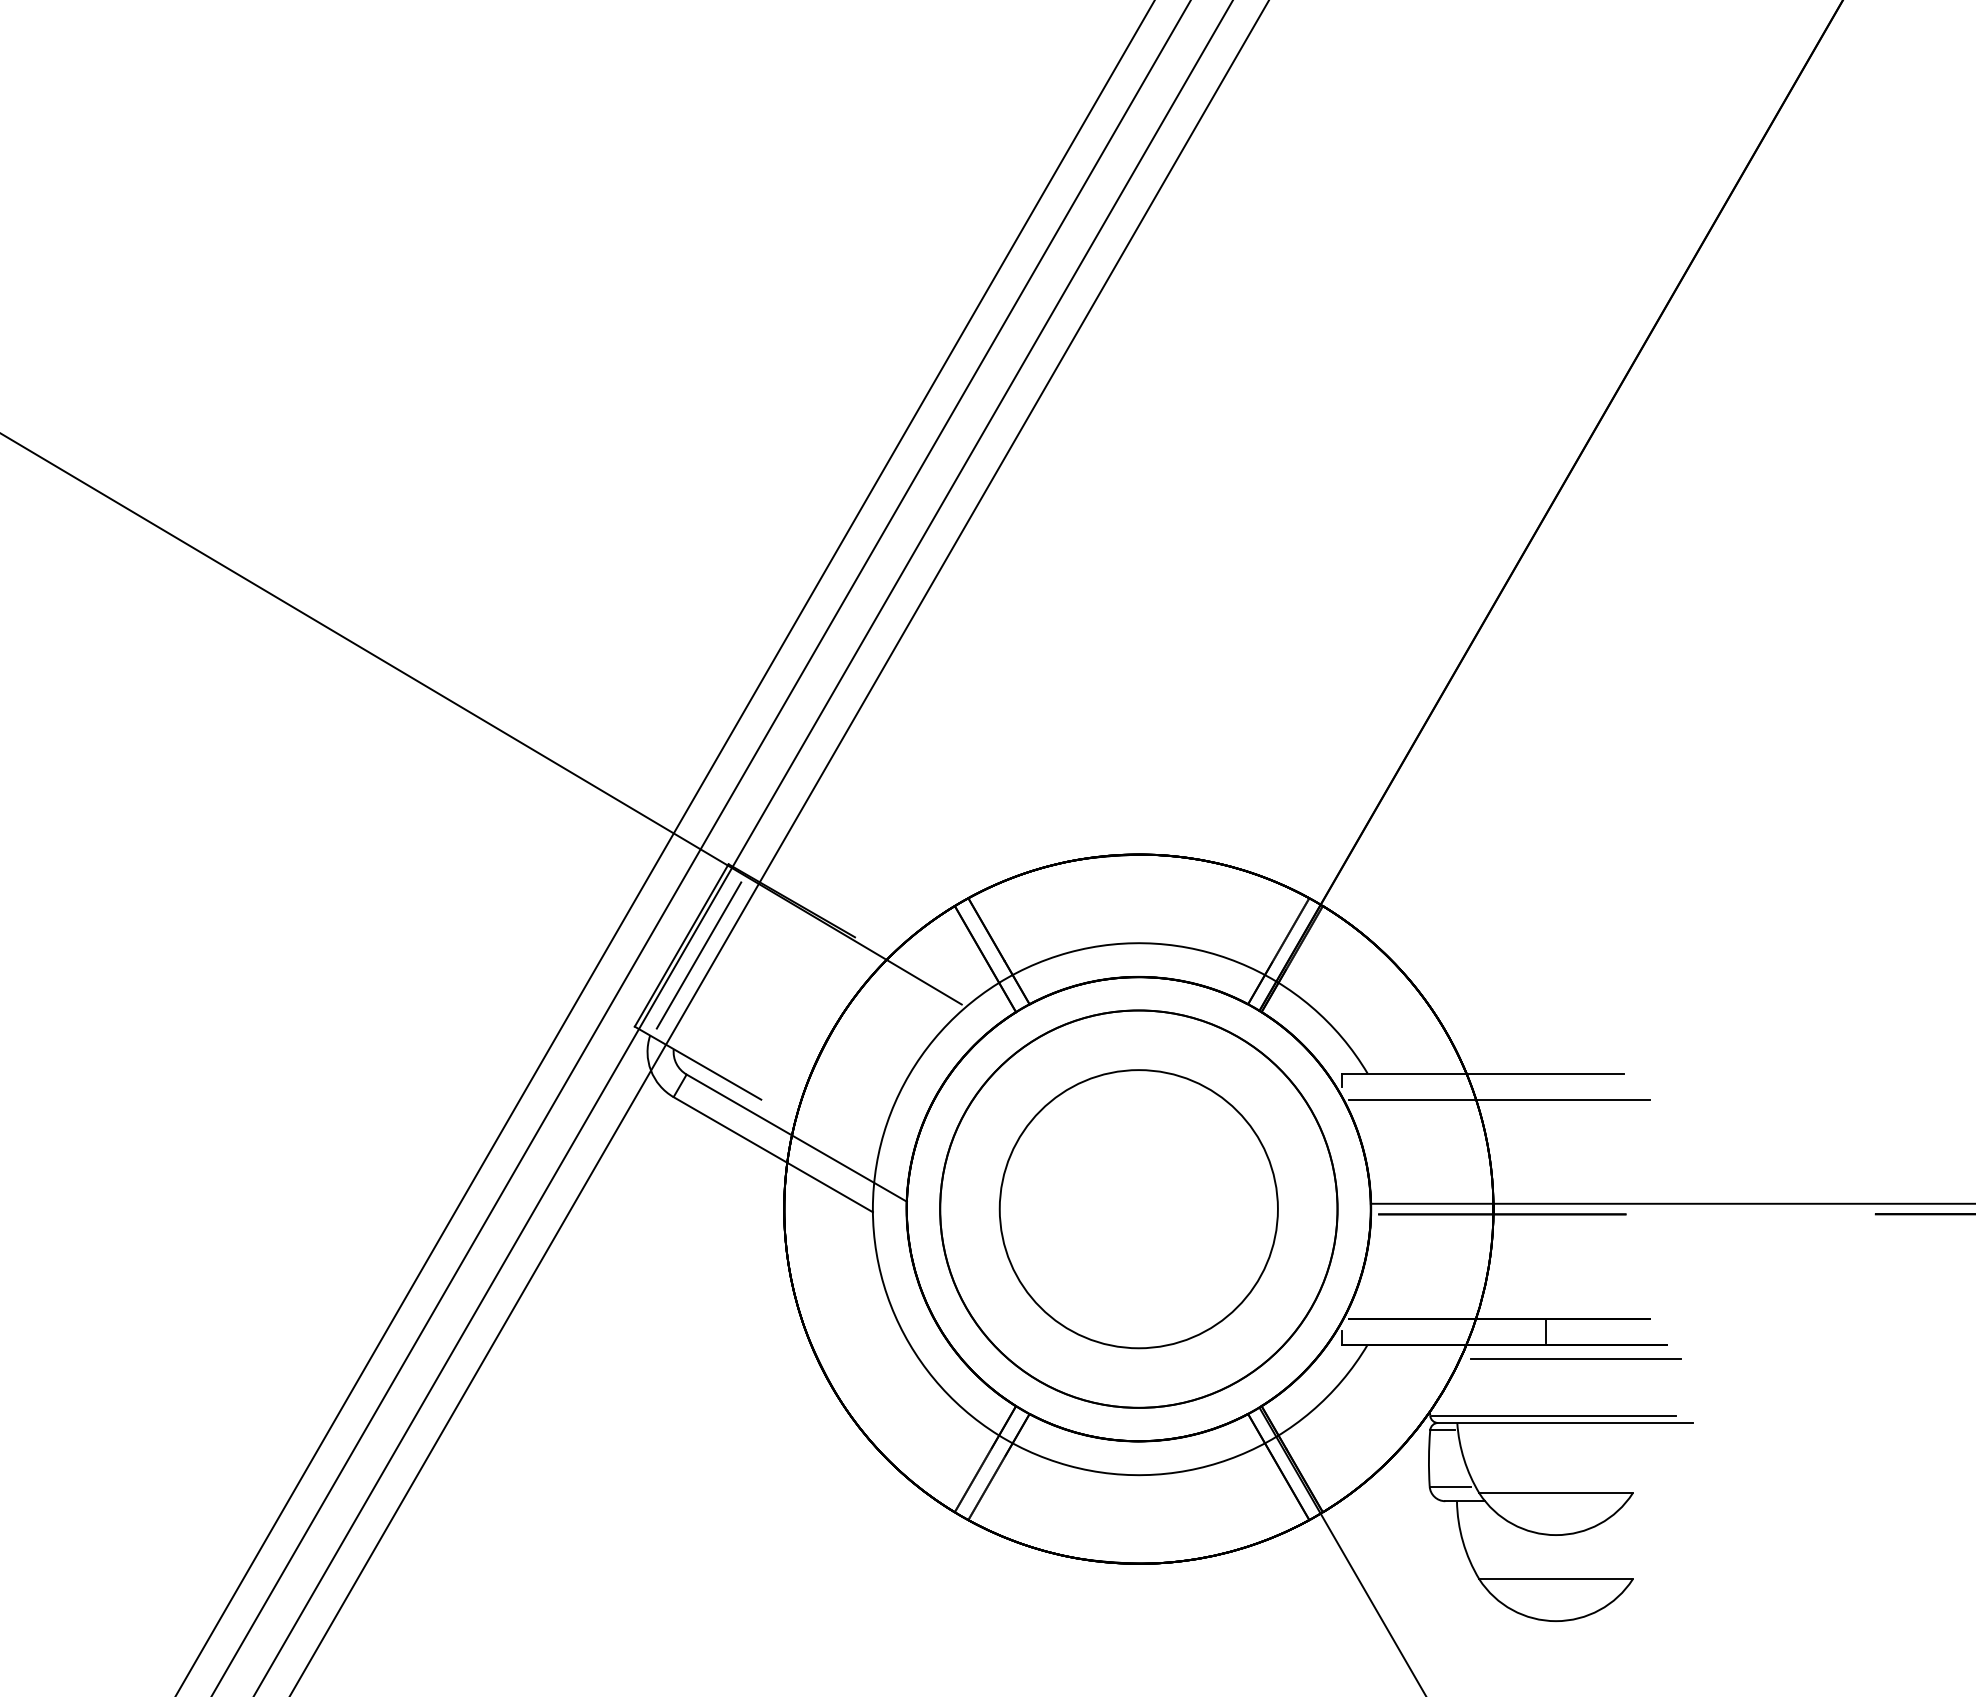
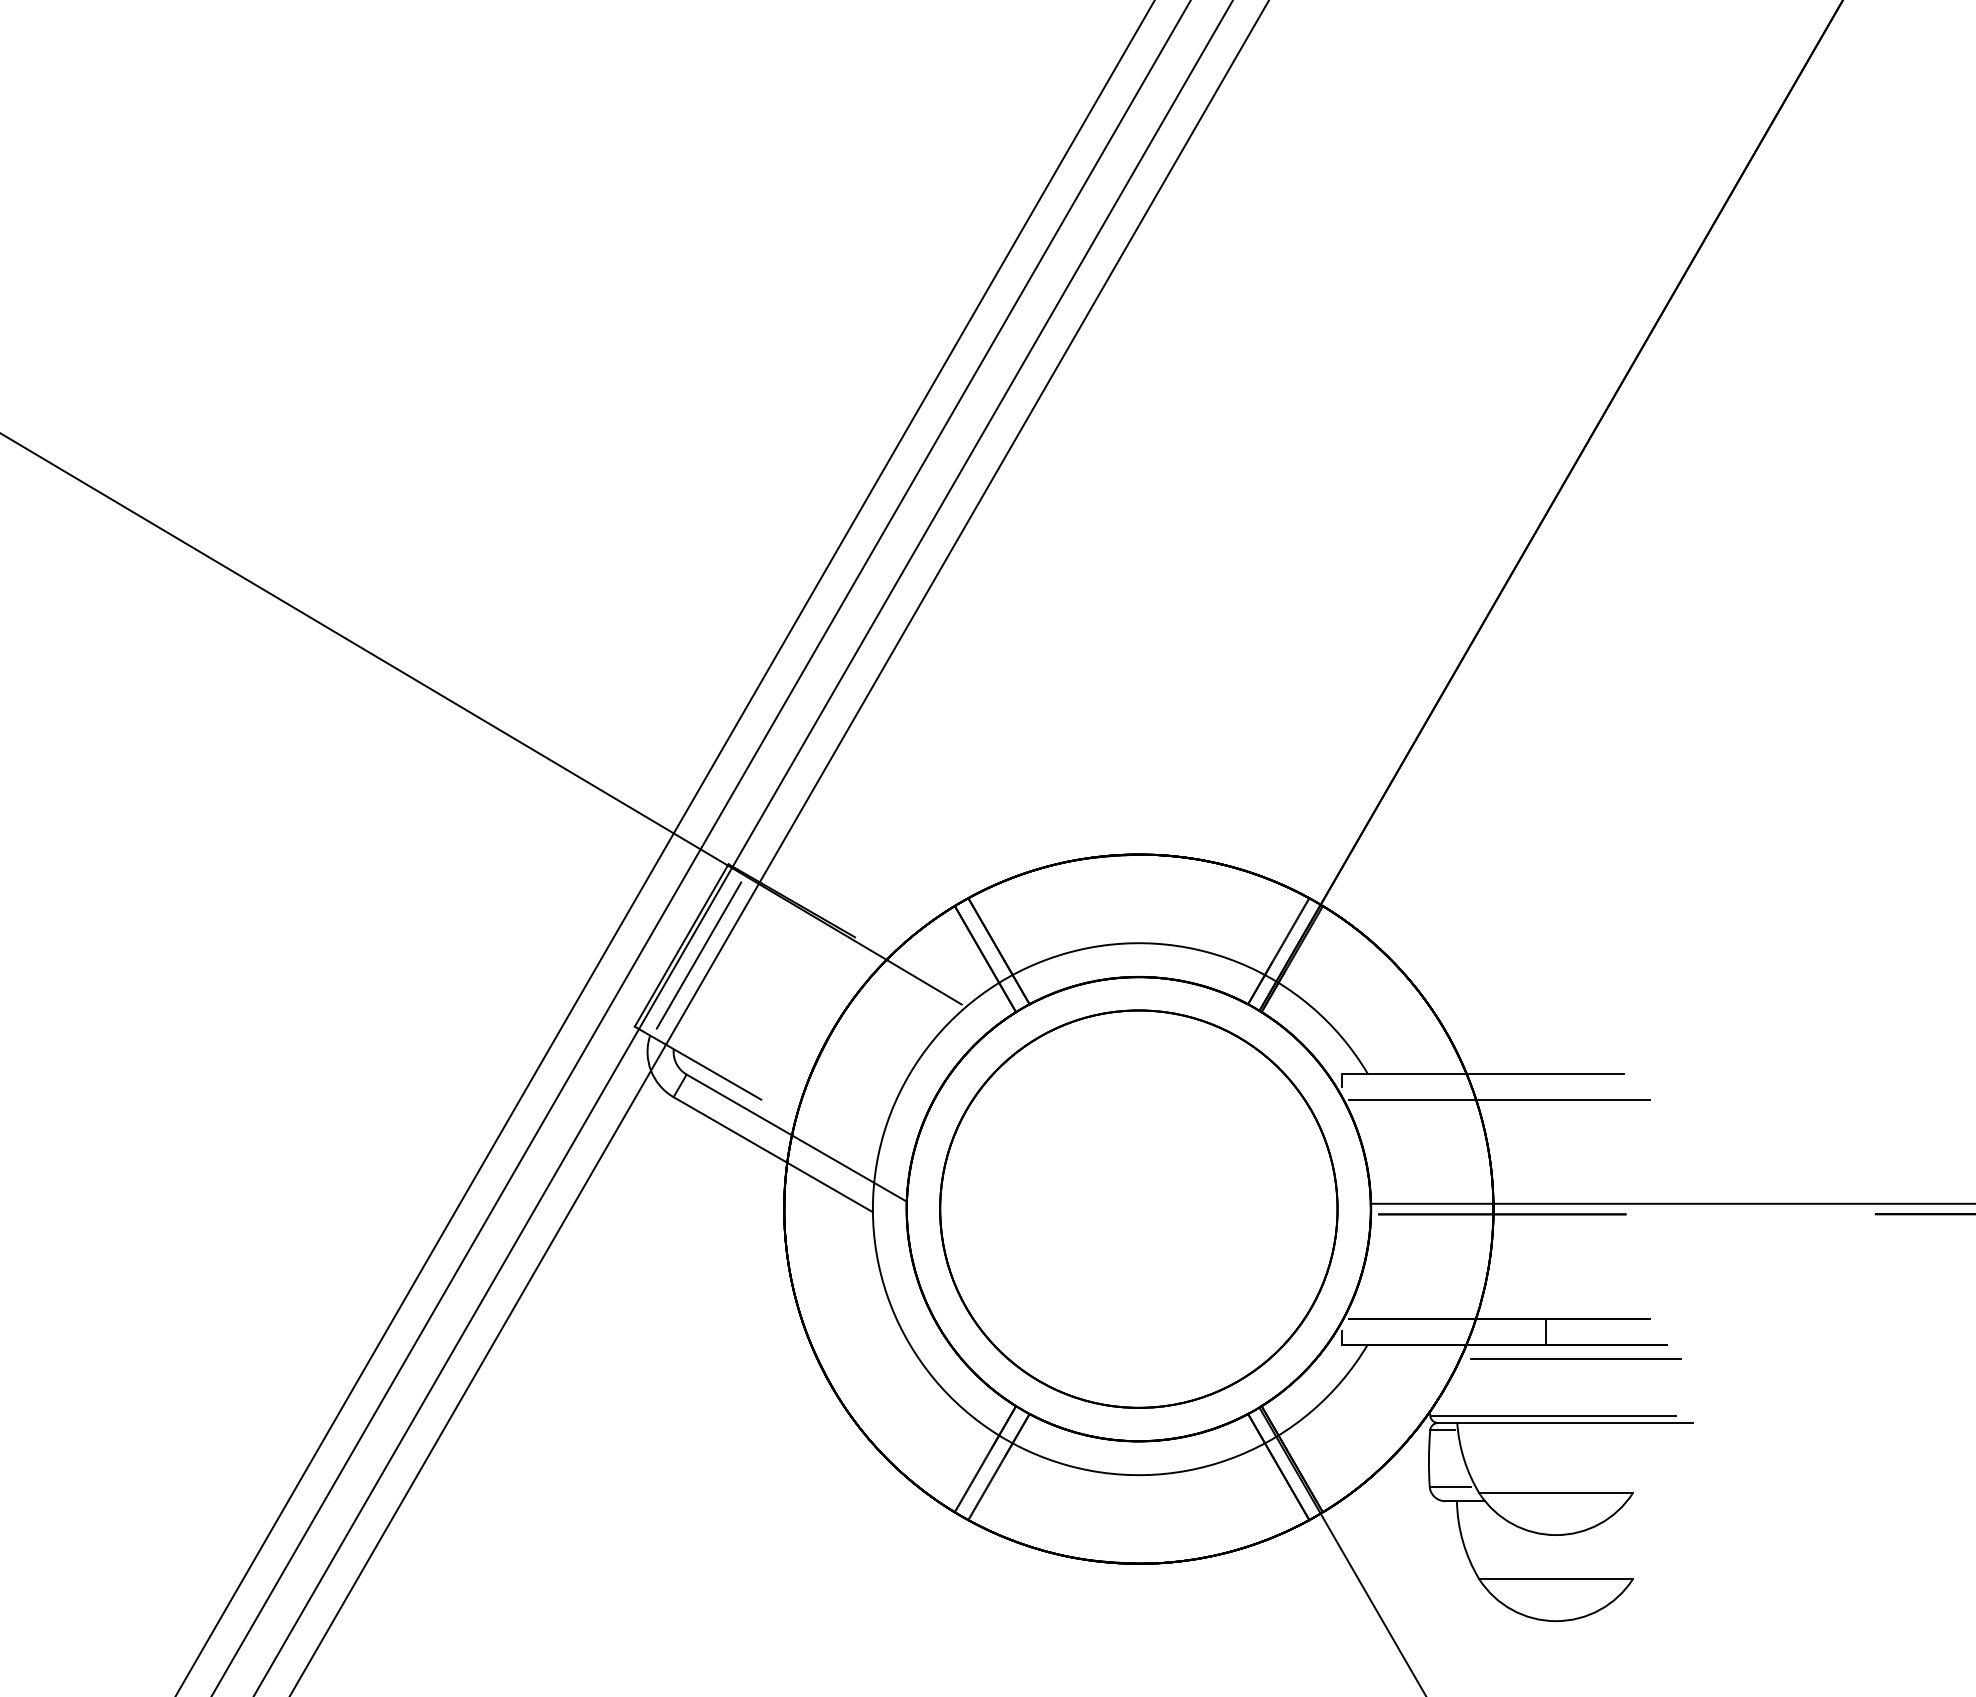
circle diameter: 278 px -> 397 px (1138, 1208)
